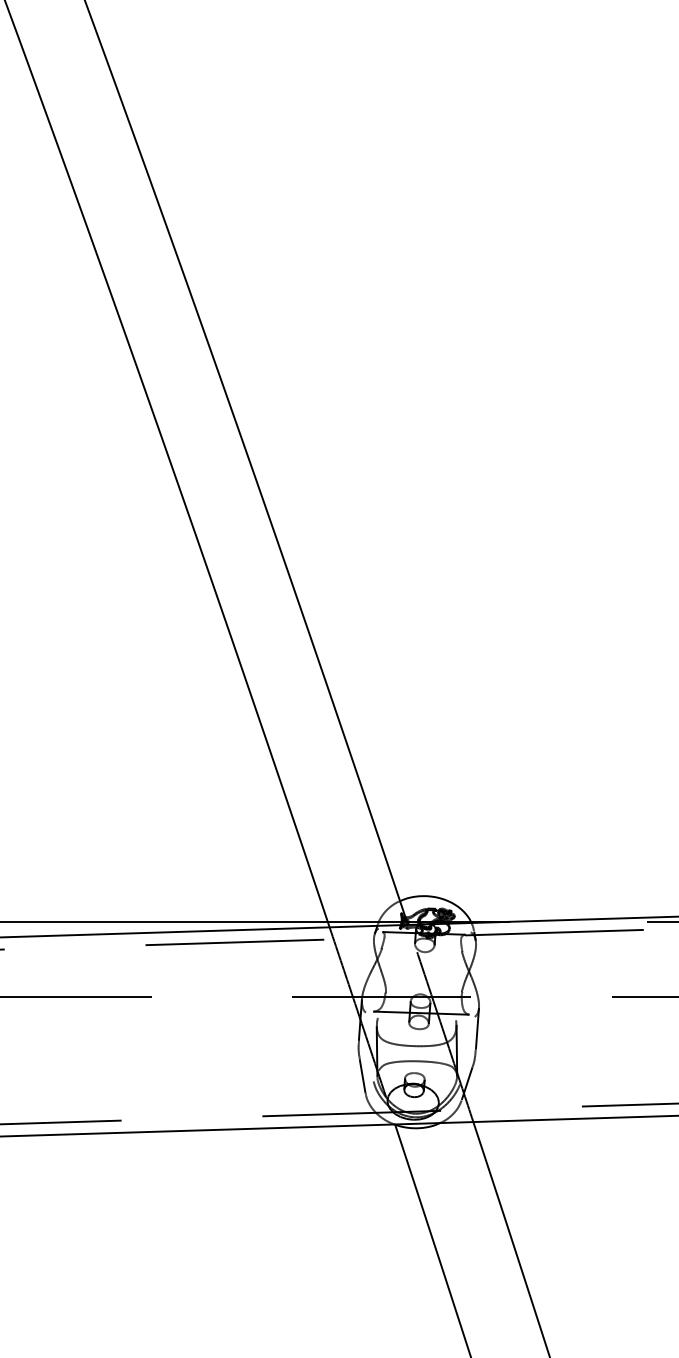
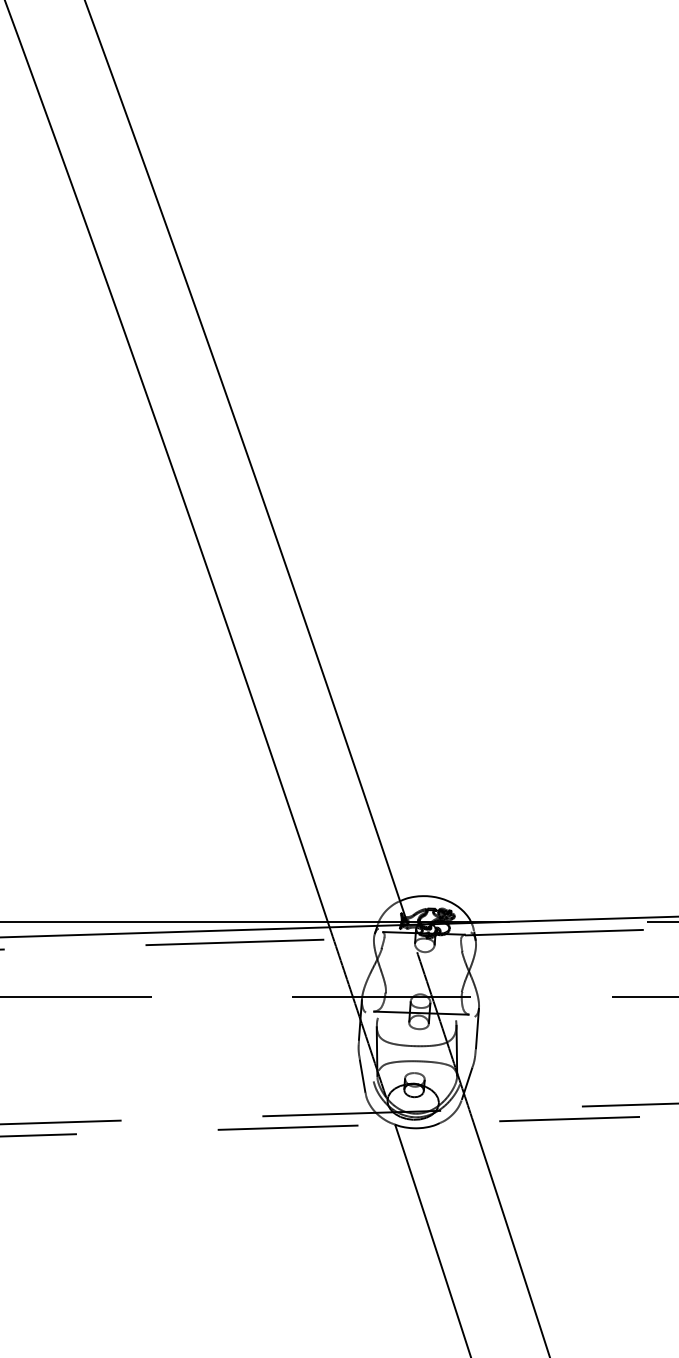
line: solid -> dashed (339, 1126)
